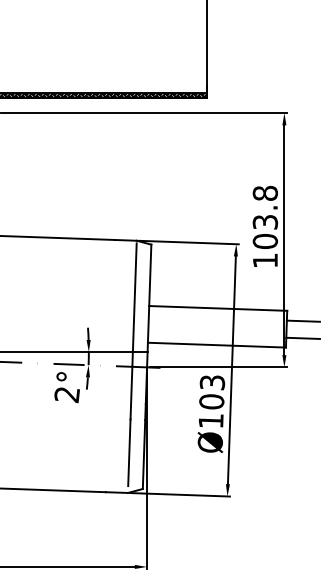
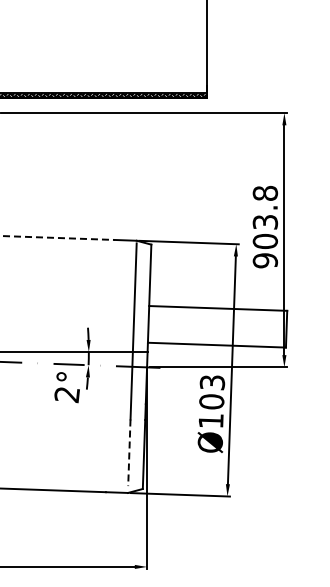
line: solid -> dashed (57, 237)
text: 103.8 -> 903.8 (265, 260)
line: present -> none (302, 320)
line: present -> none (302, 337)
line: solid -> dashed (129, 453)
